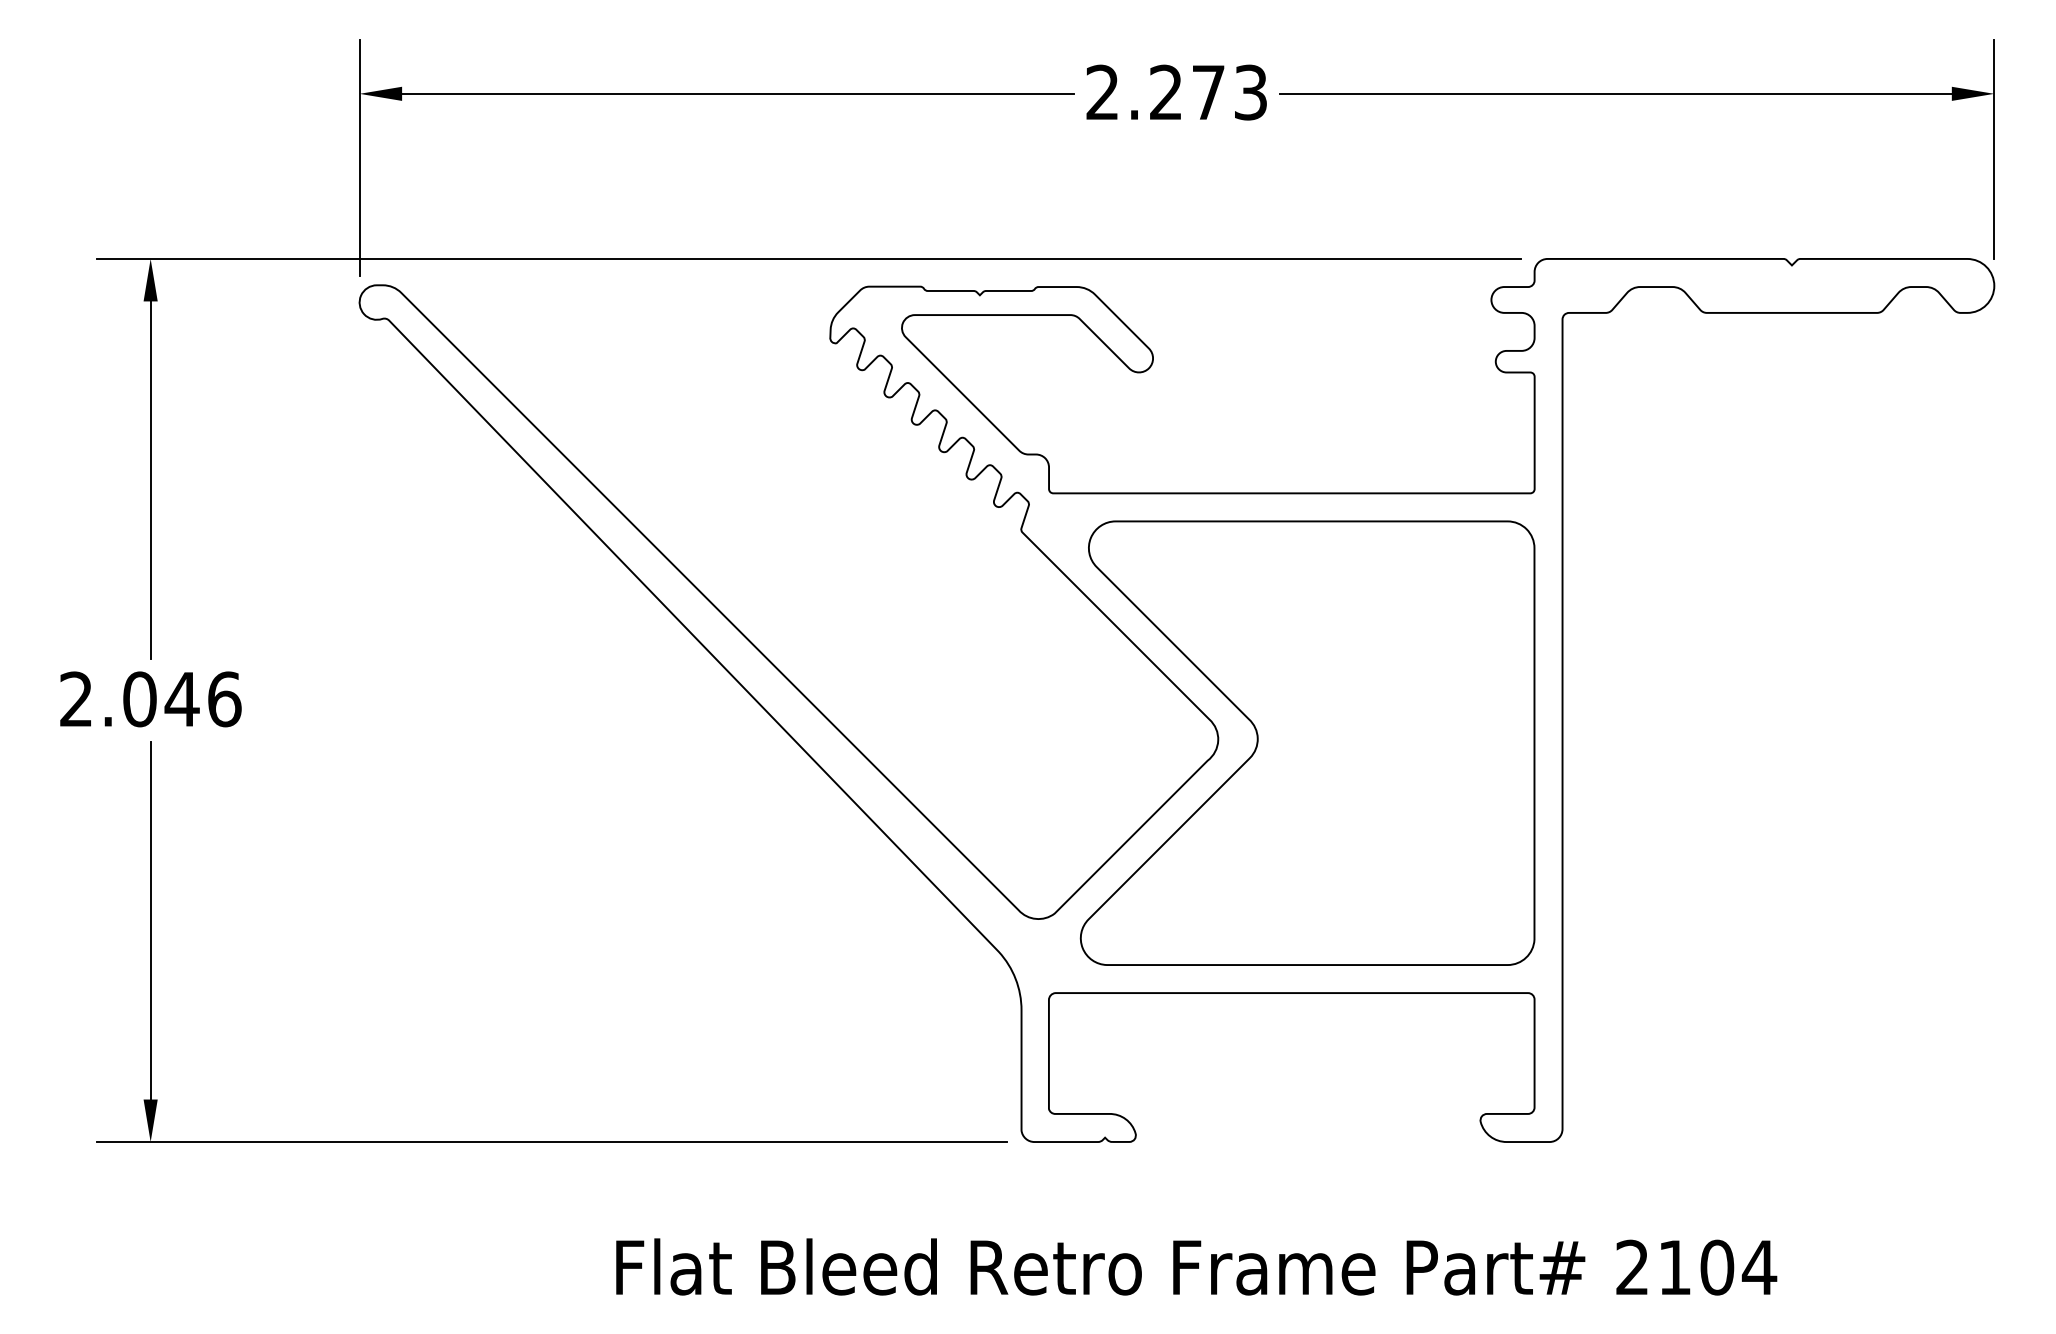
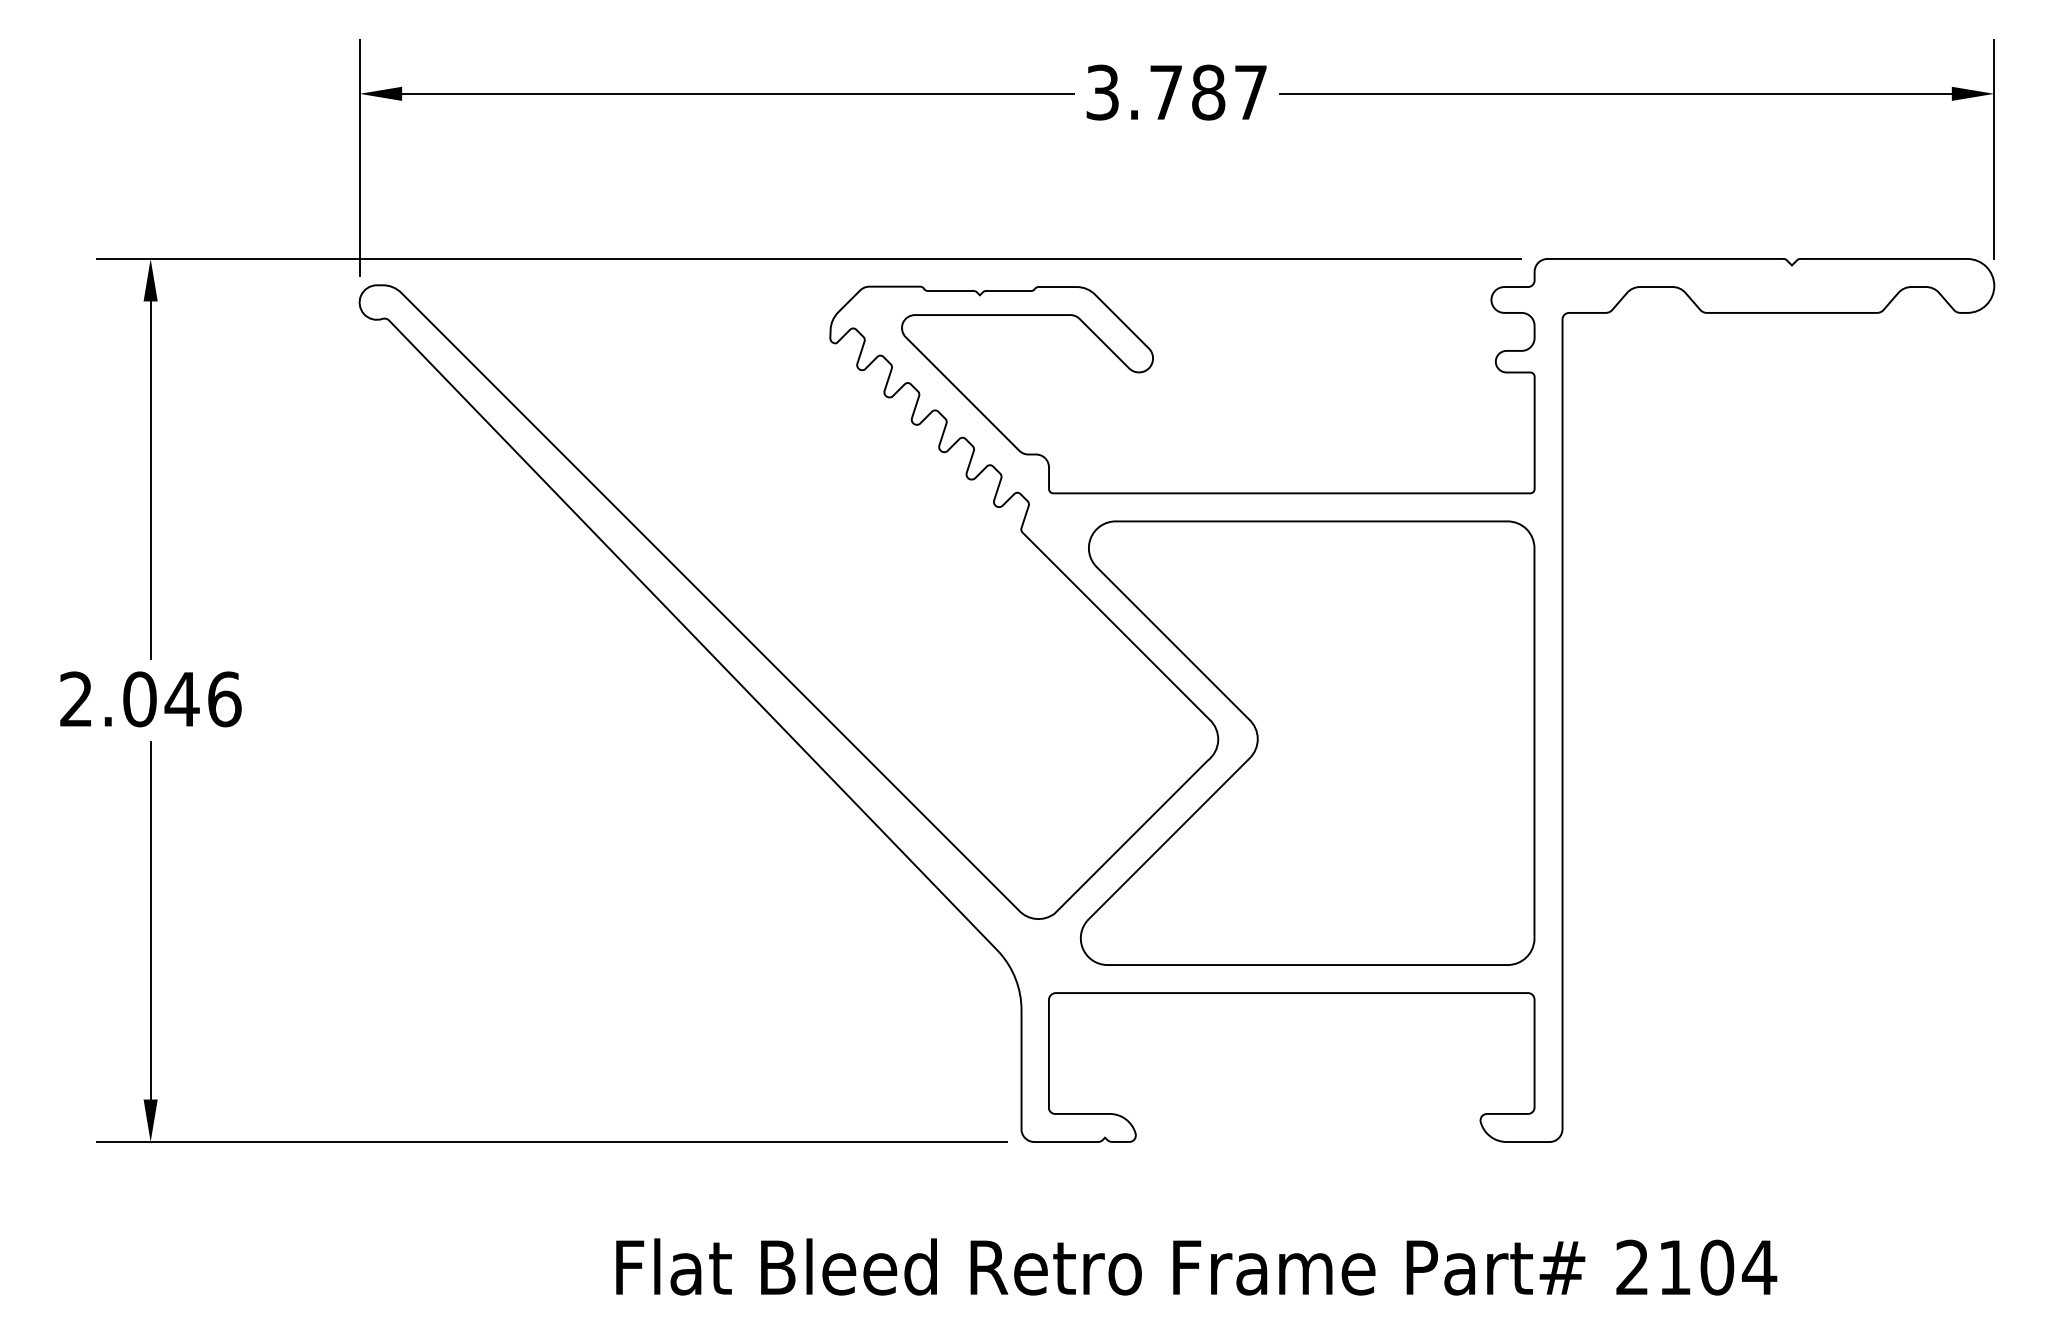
text: 2.273 -> 3.787 (1176, 92)
